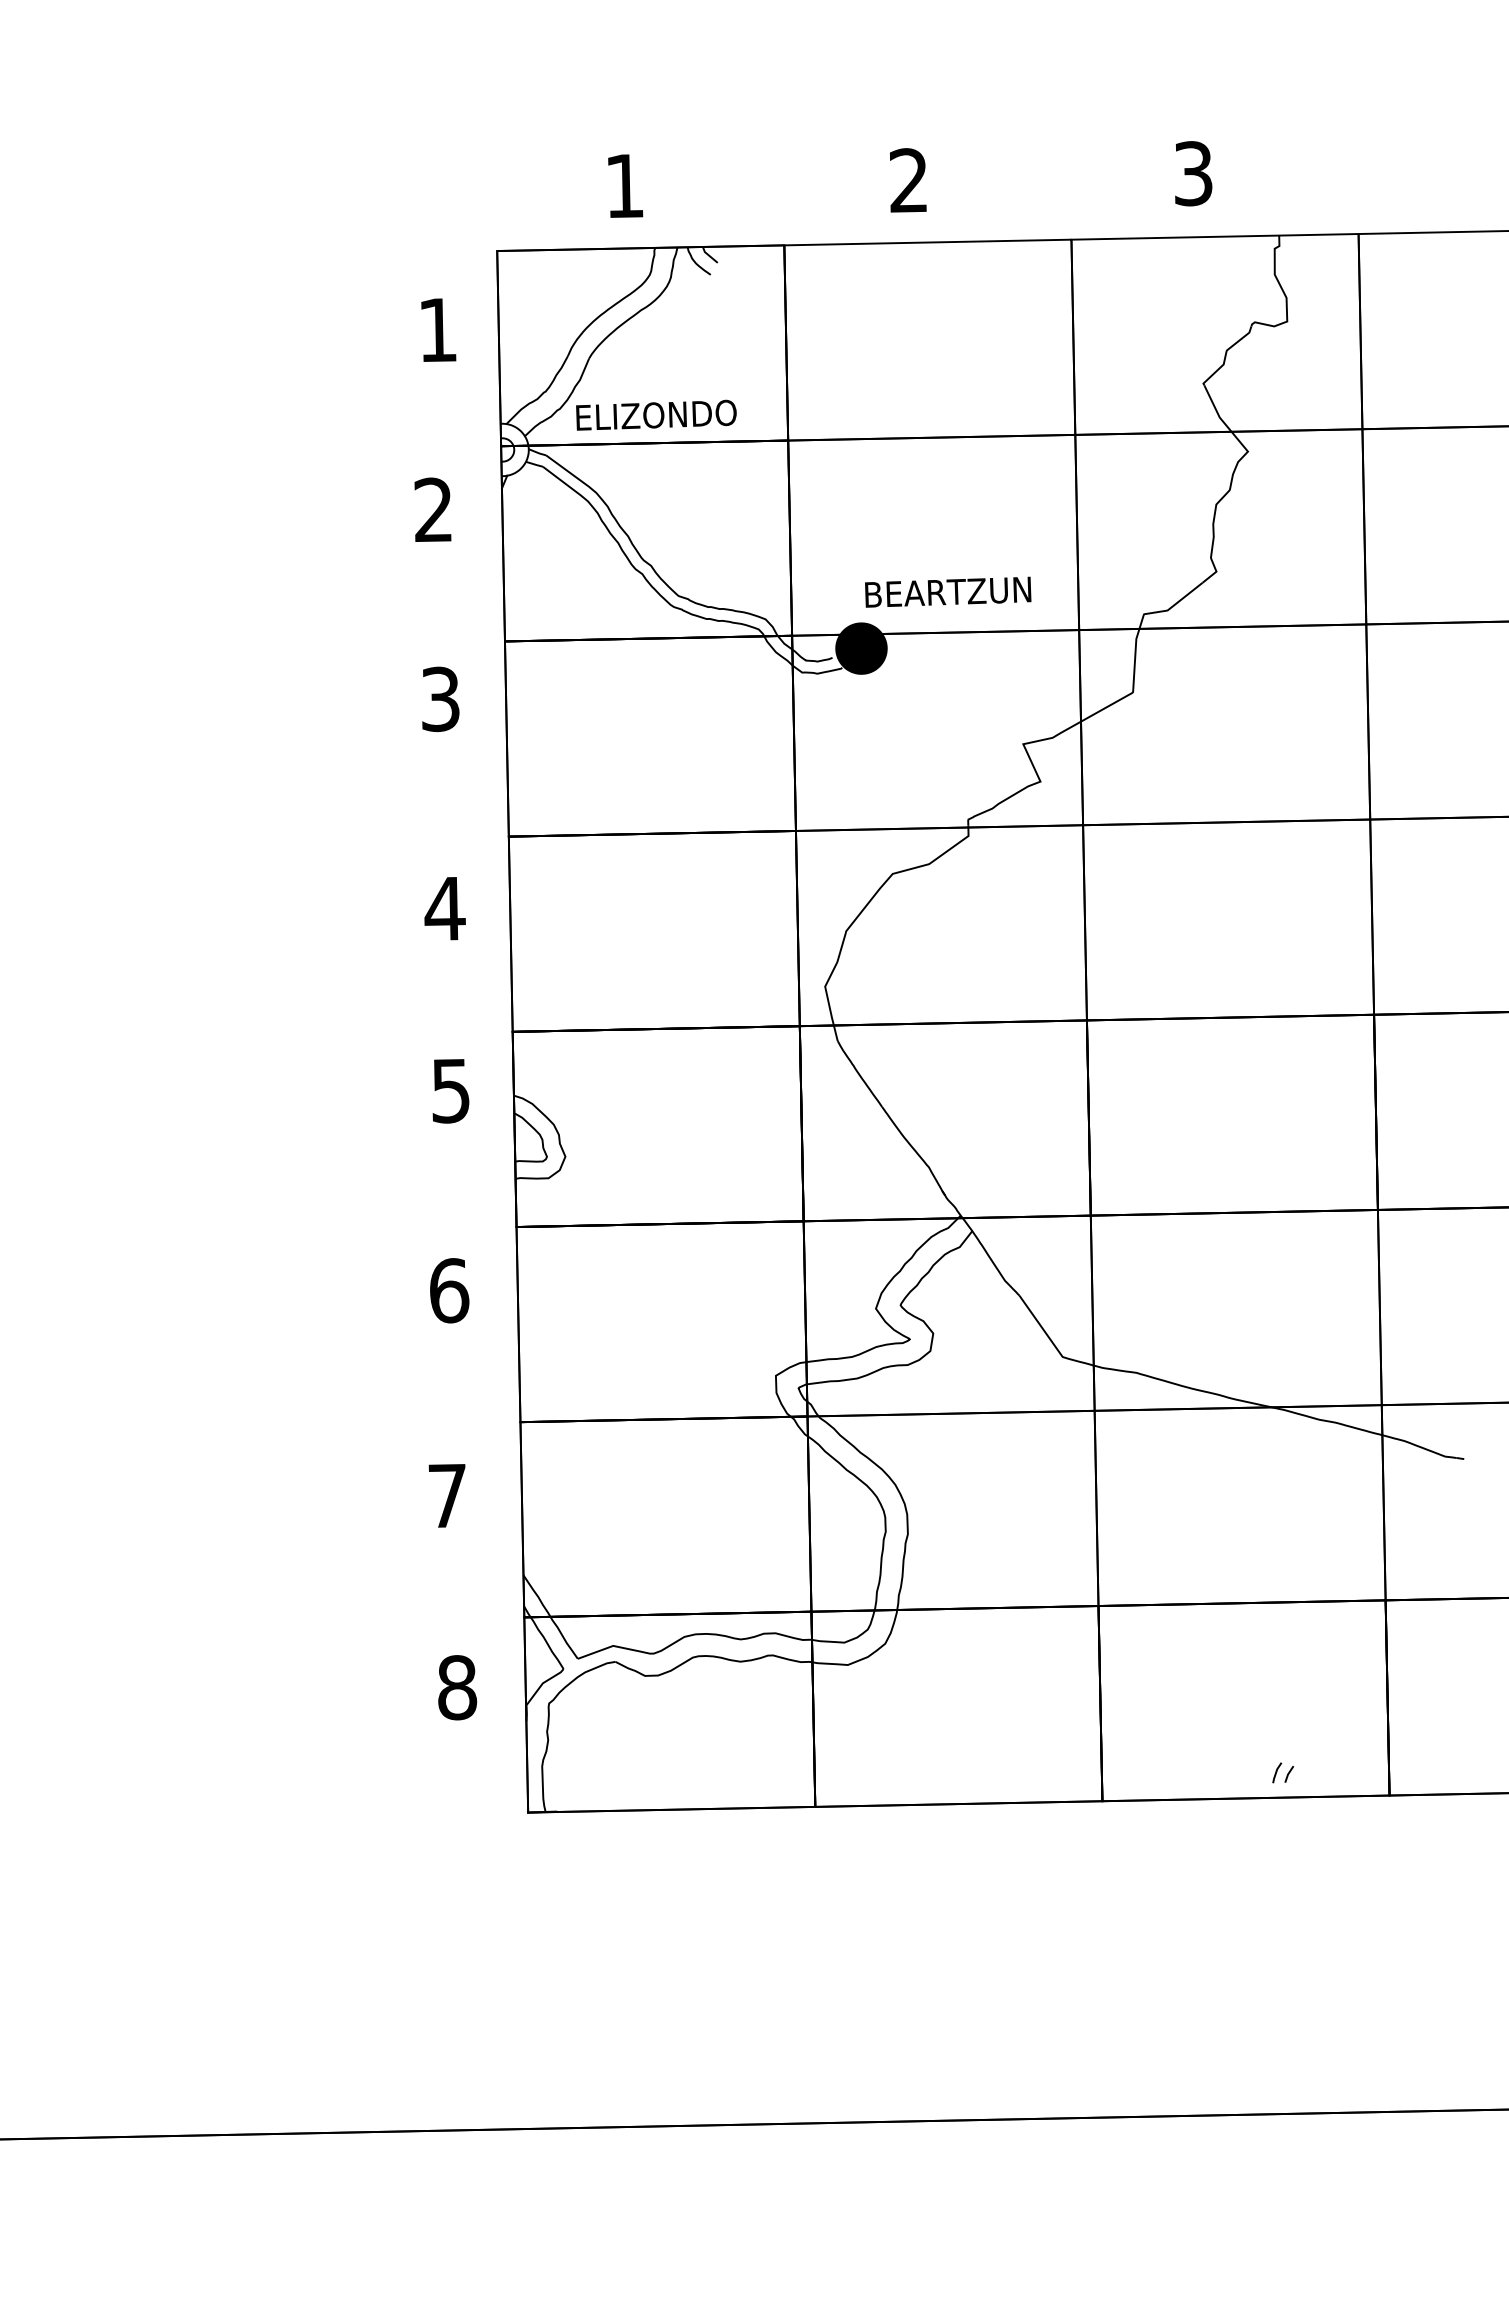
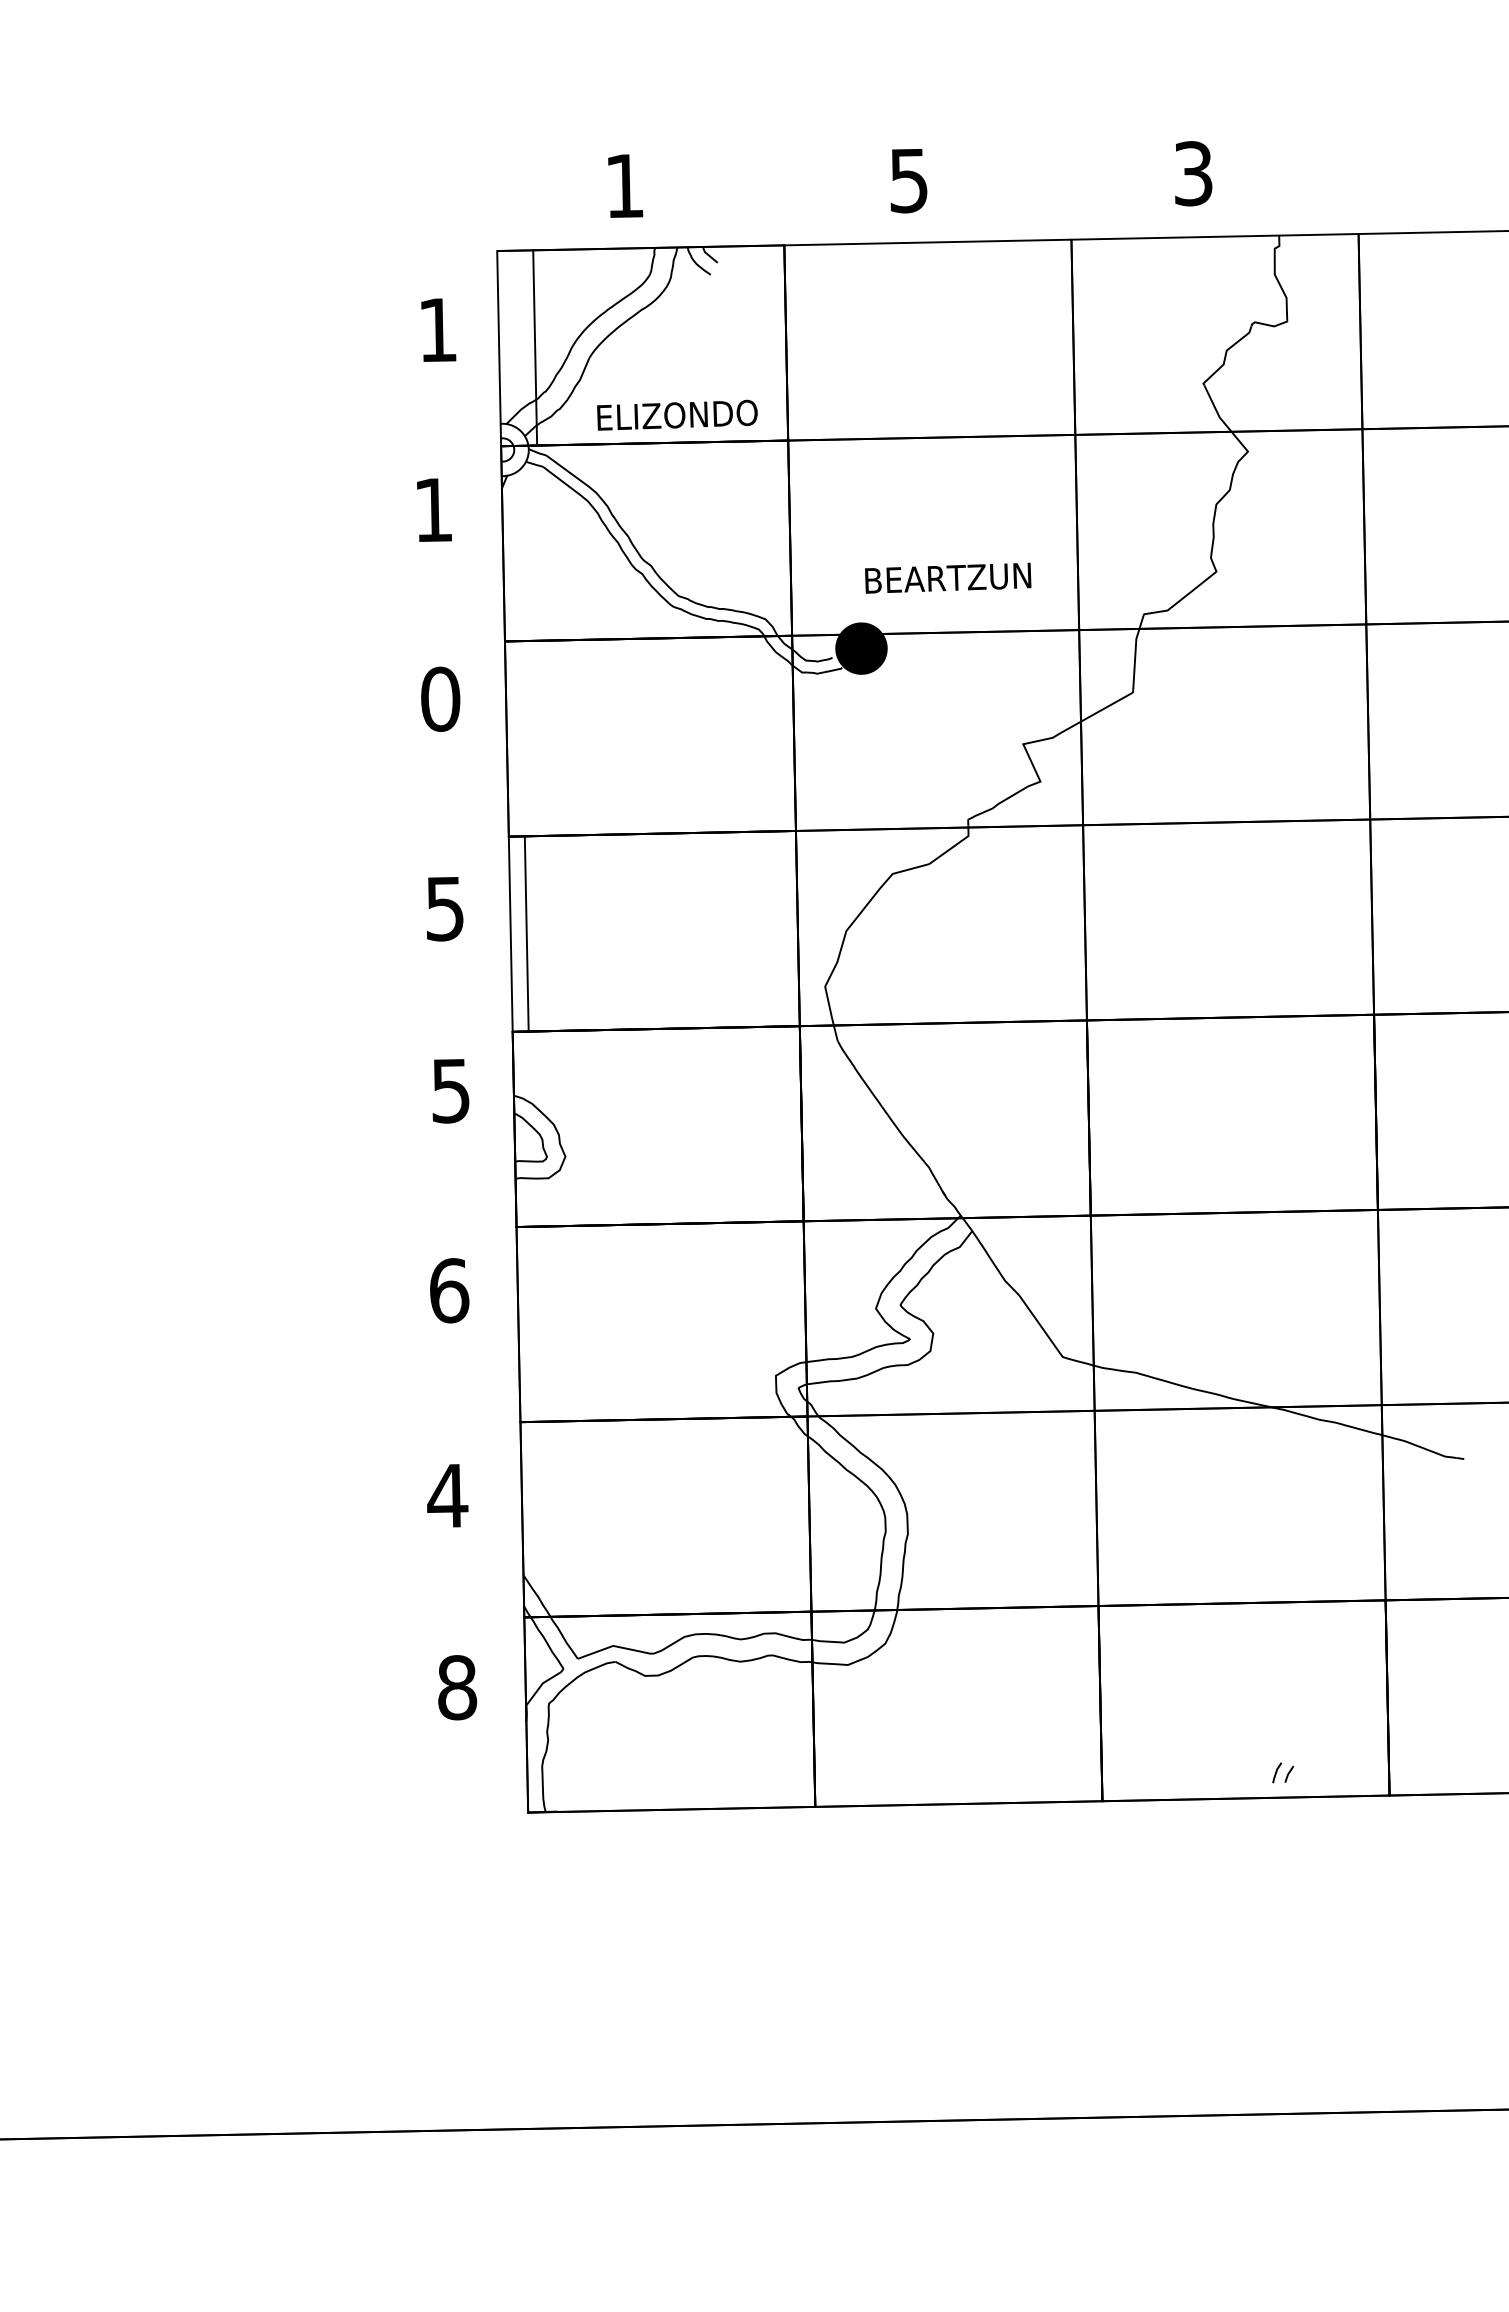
text: 2 -> 5 (908, 180)
line position: (499, 348) -> (535, 347) (535, 347)
text position: (656, 414) -> (677, 414) (677, 414)
text: 2 -> 1 (432, 509)
text position: (948, 591) -> (948, 577) (948, 577)
text: 3 -> 0 (440, 699)
text: 4 -> 5 (444, 909)
line position: (510, 933) -> (526, 933) (526, 933)
text: 7 -> 4 (447, 1495)
